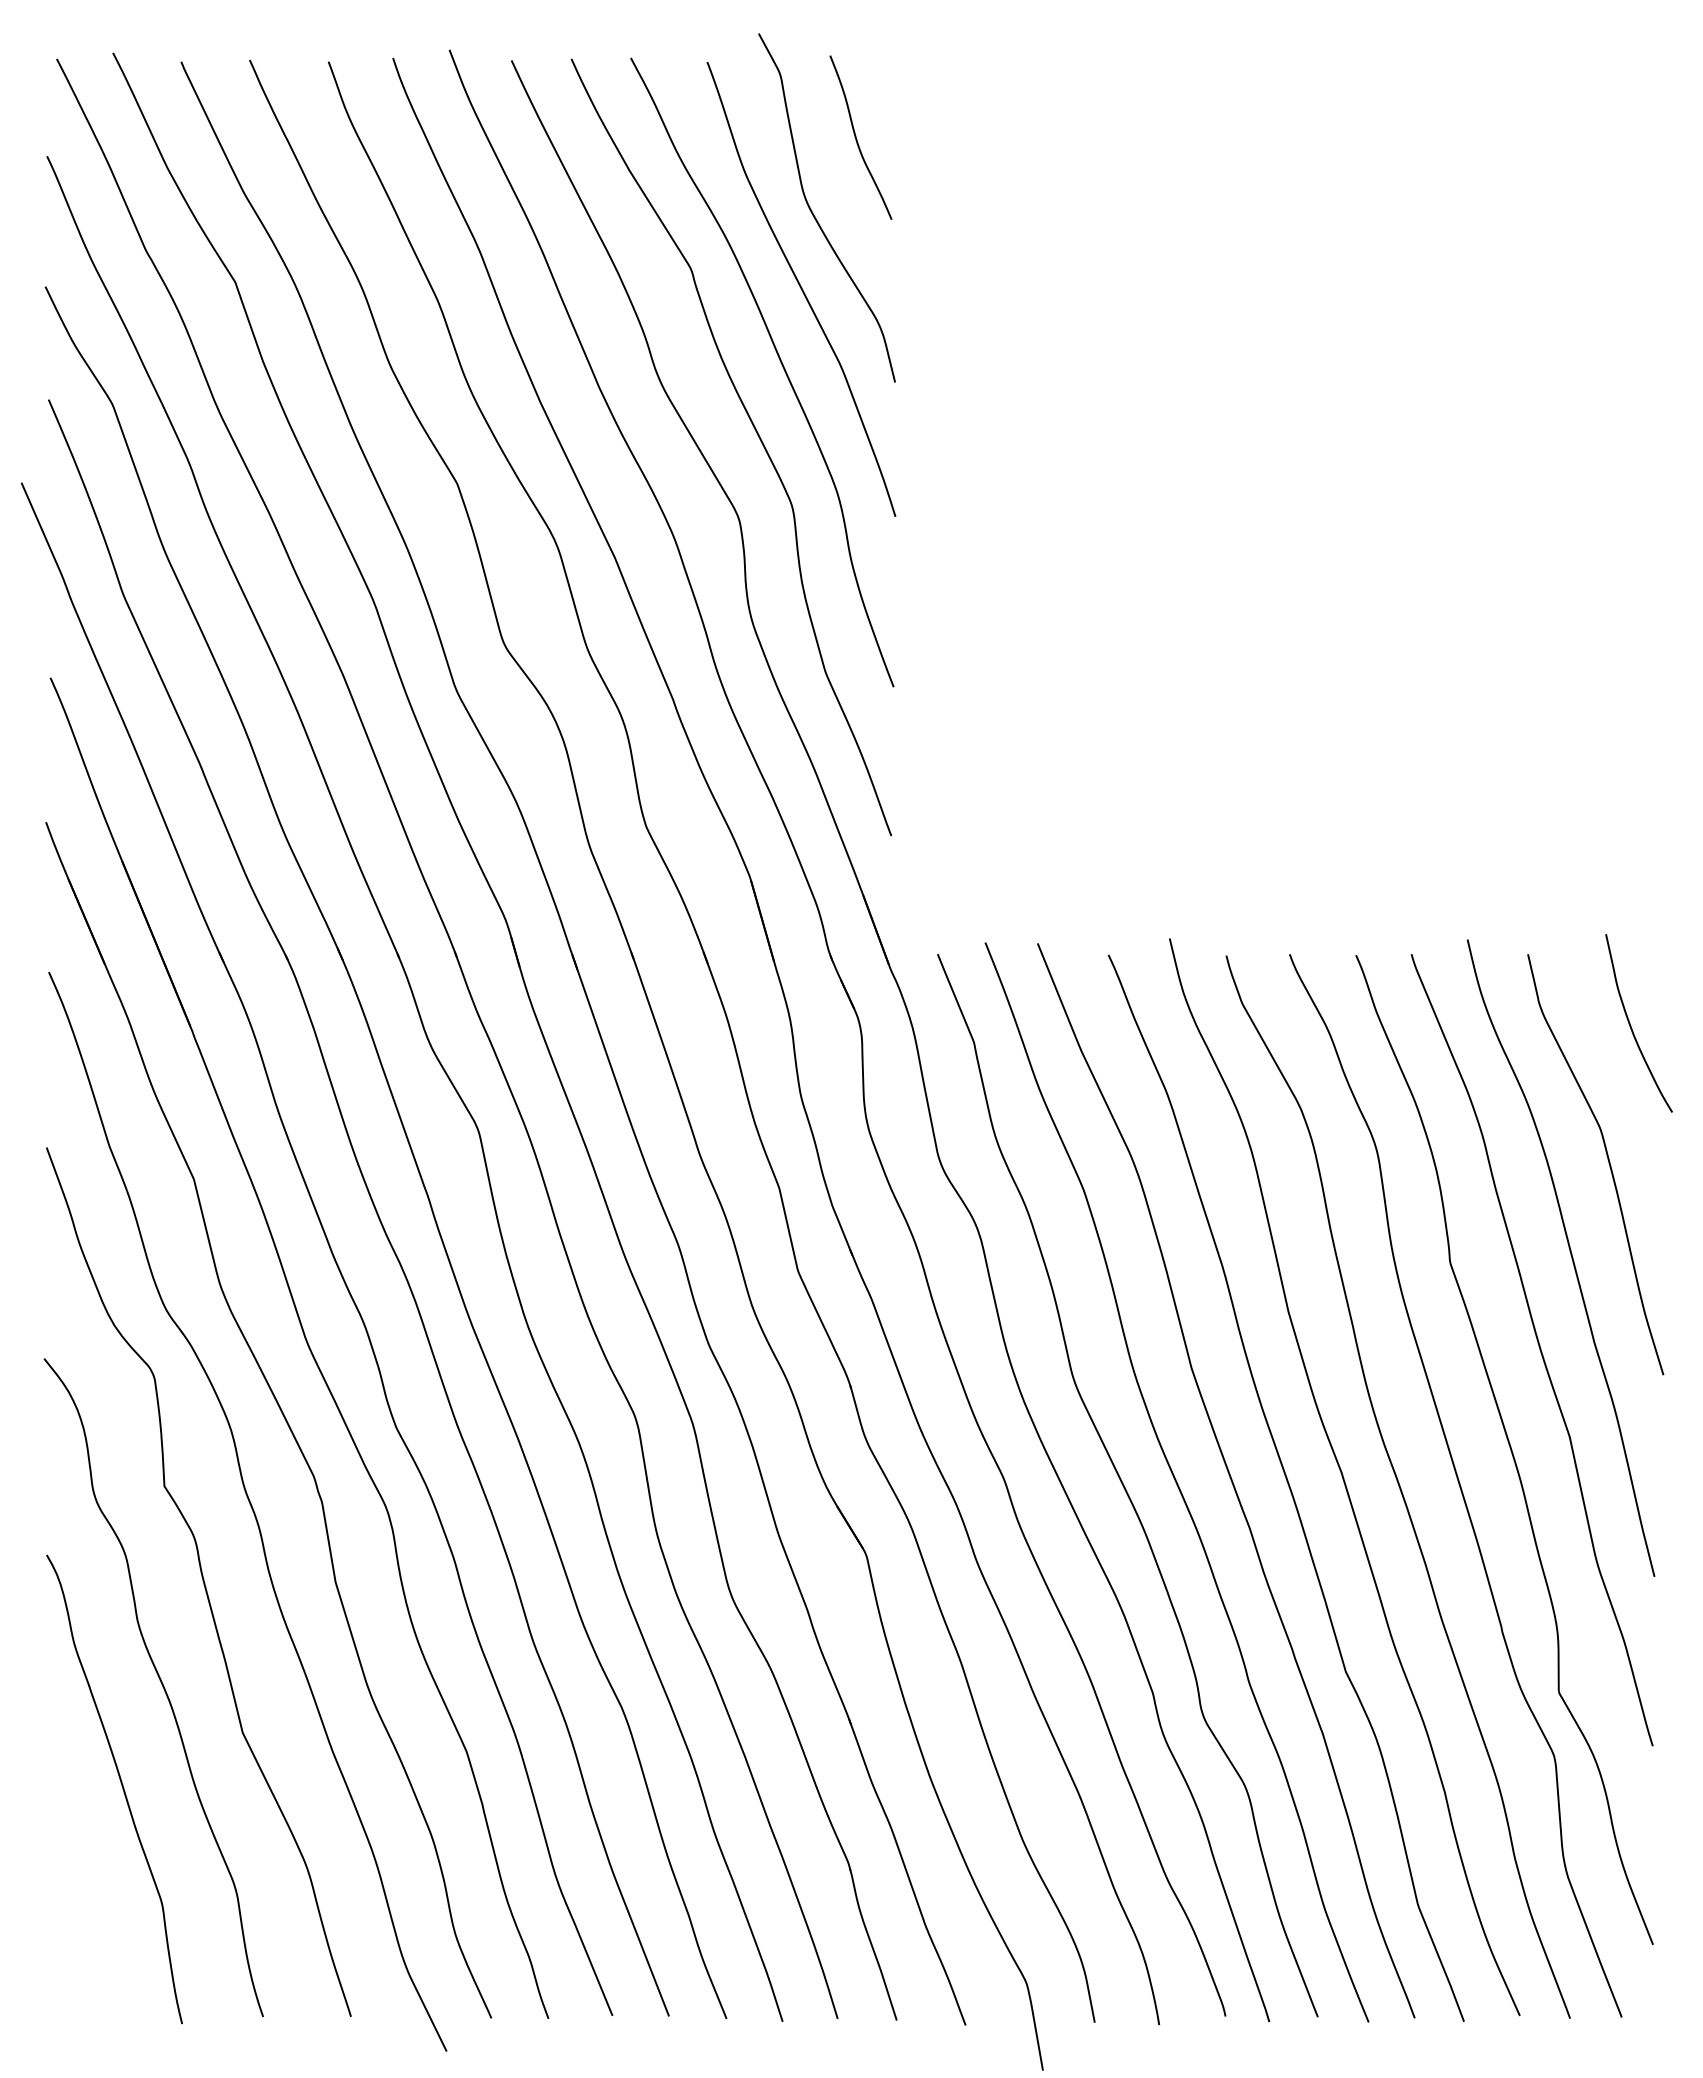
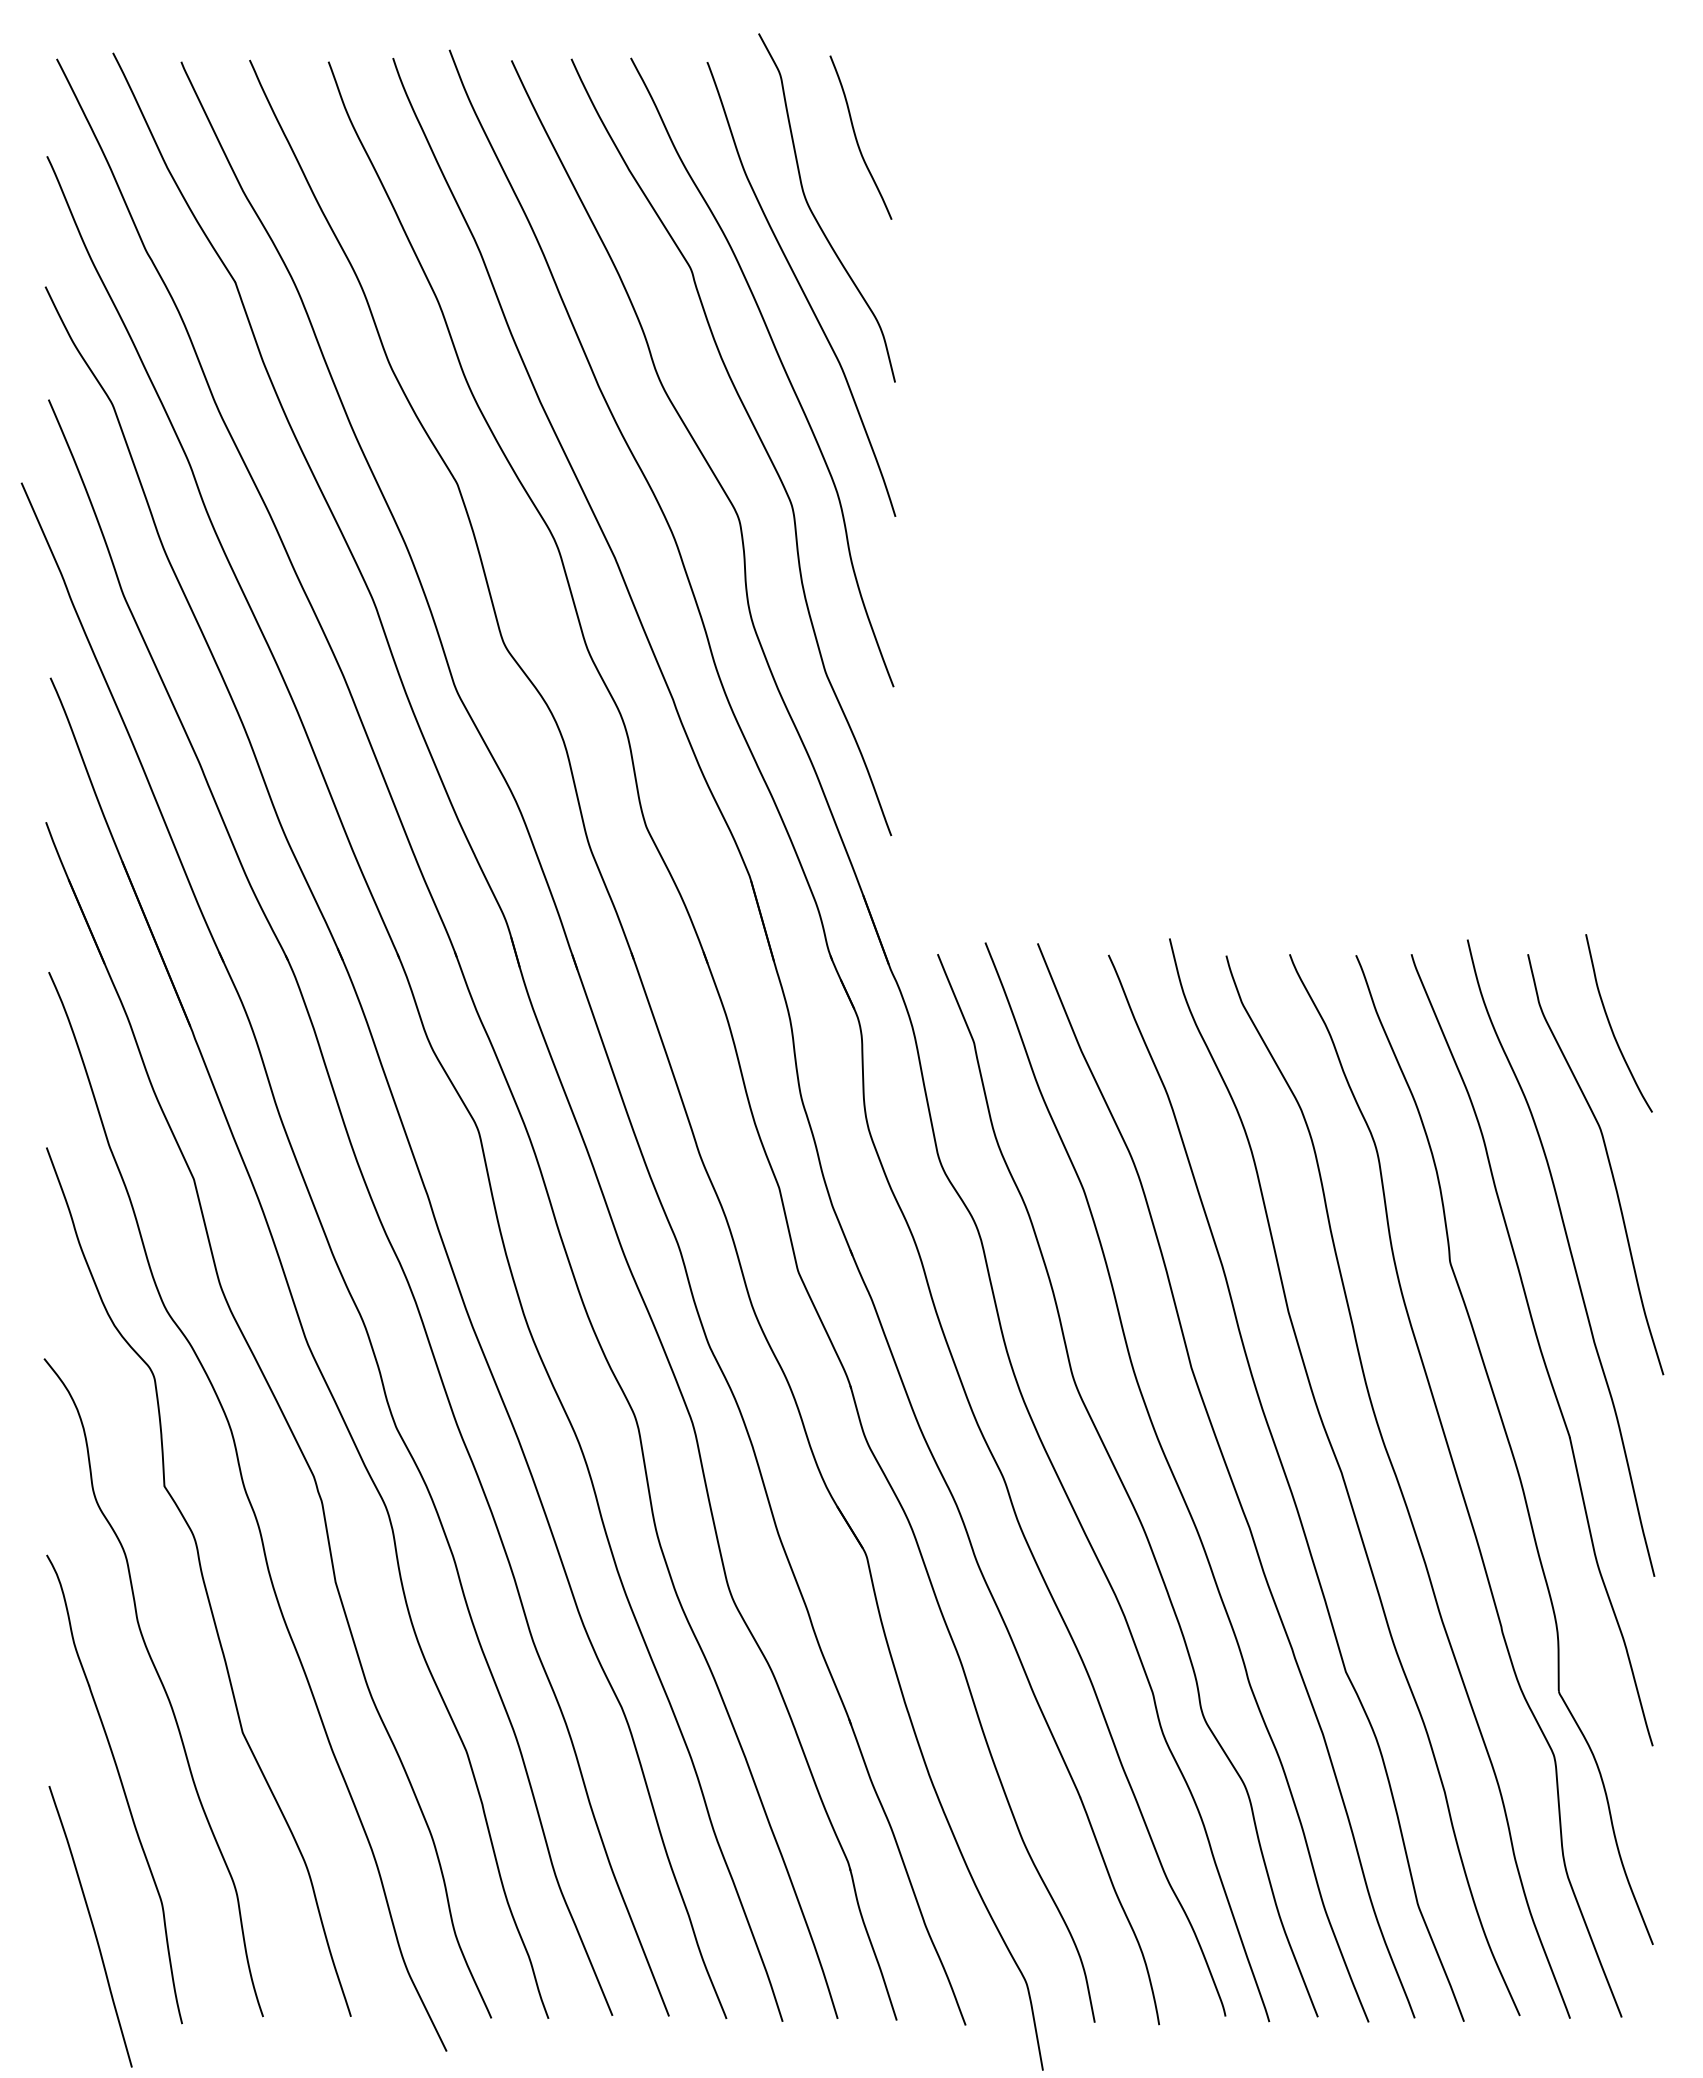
curve position: (1631, 1025) -> (1611, 1025) (1611, 1025)
curve: none -> present (91, 1925)
